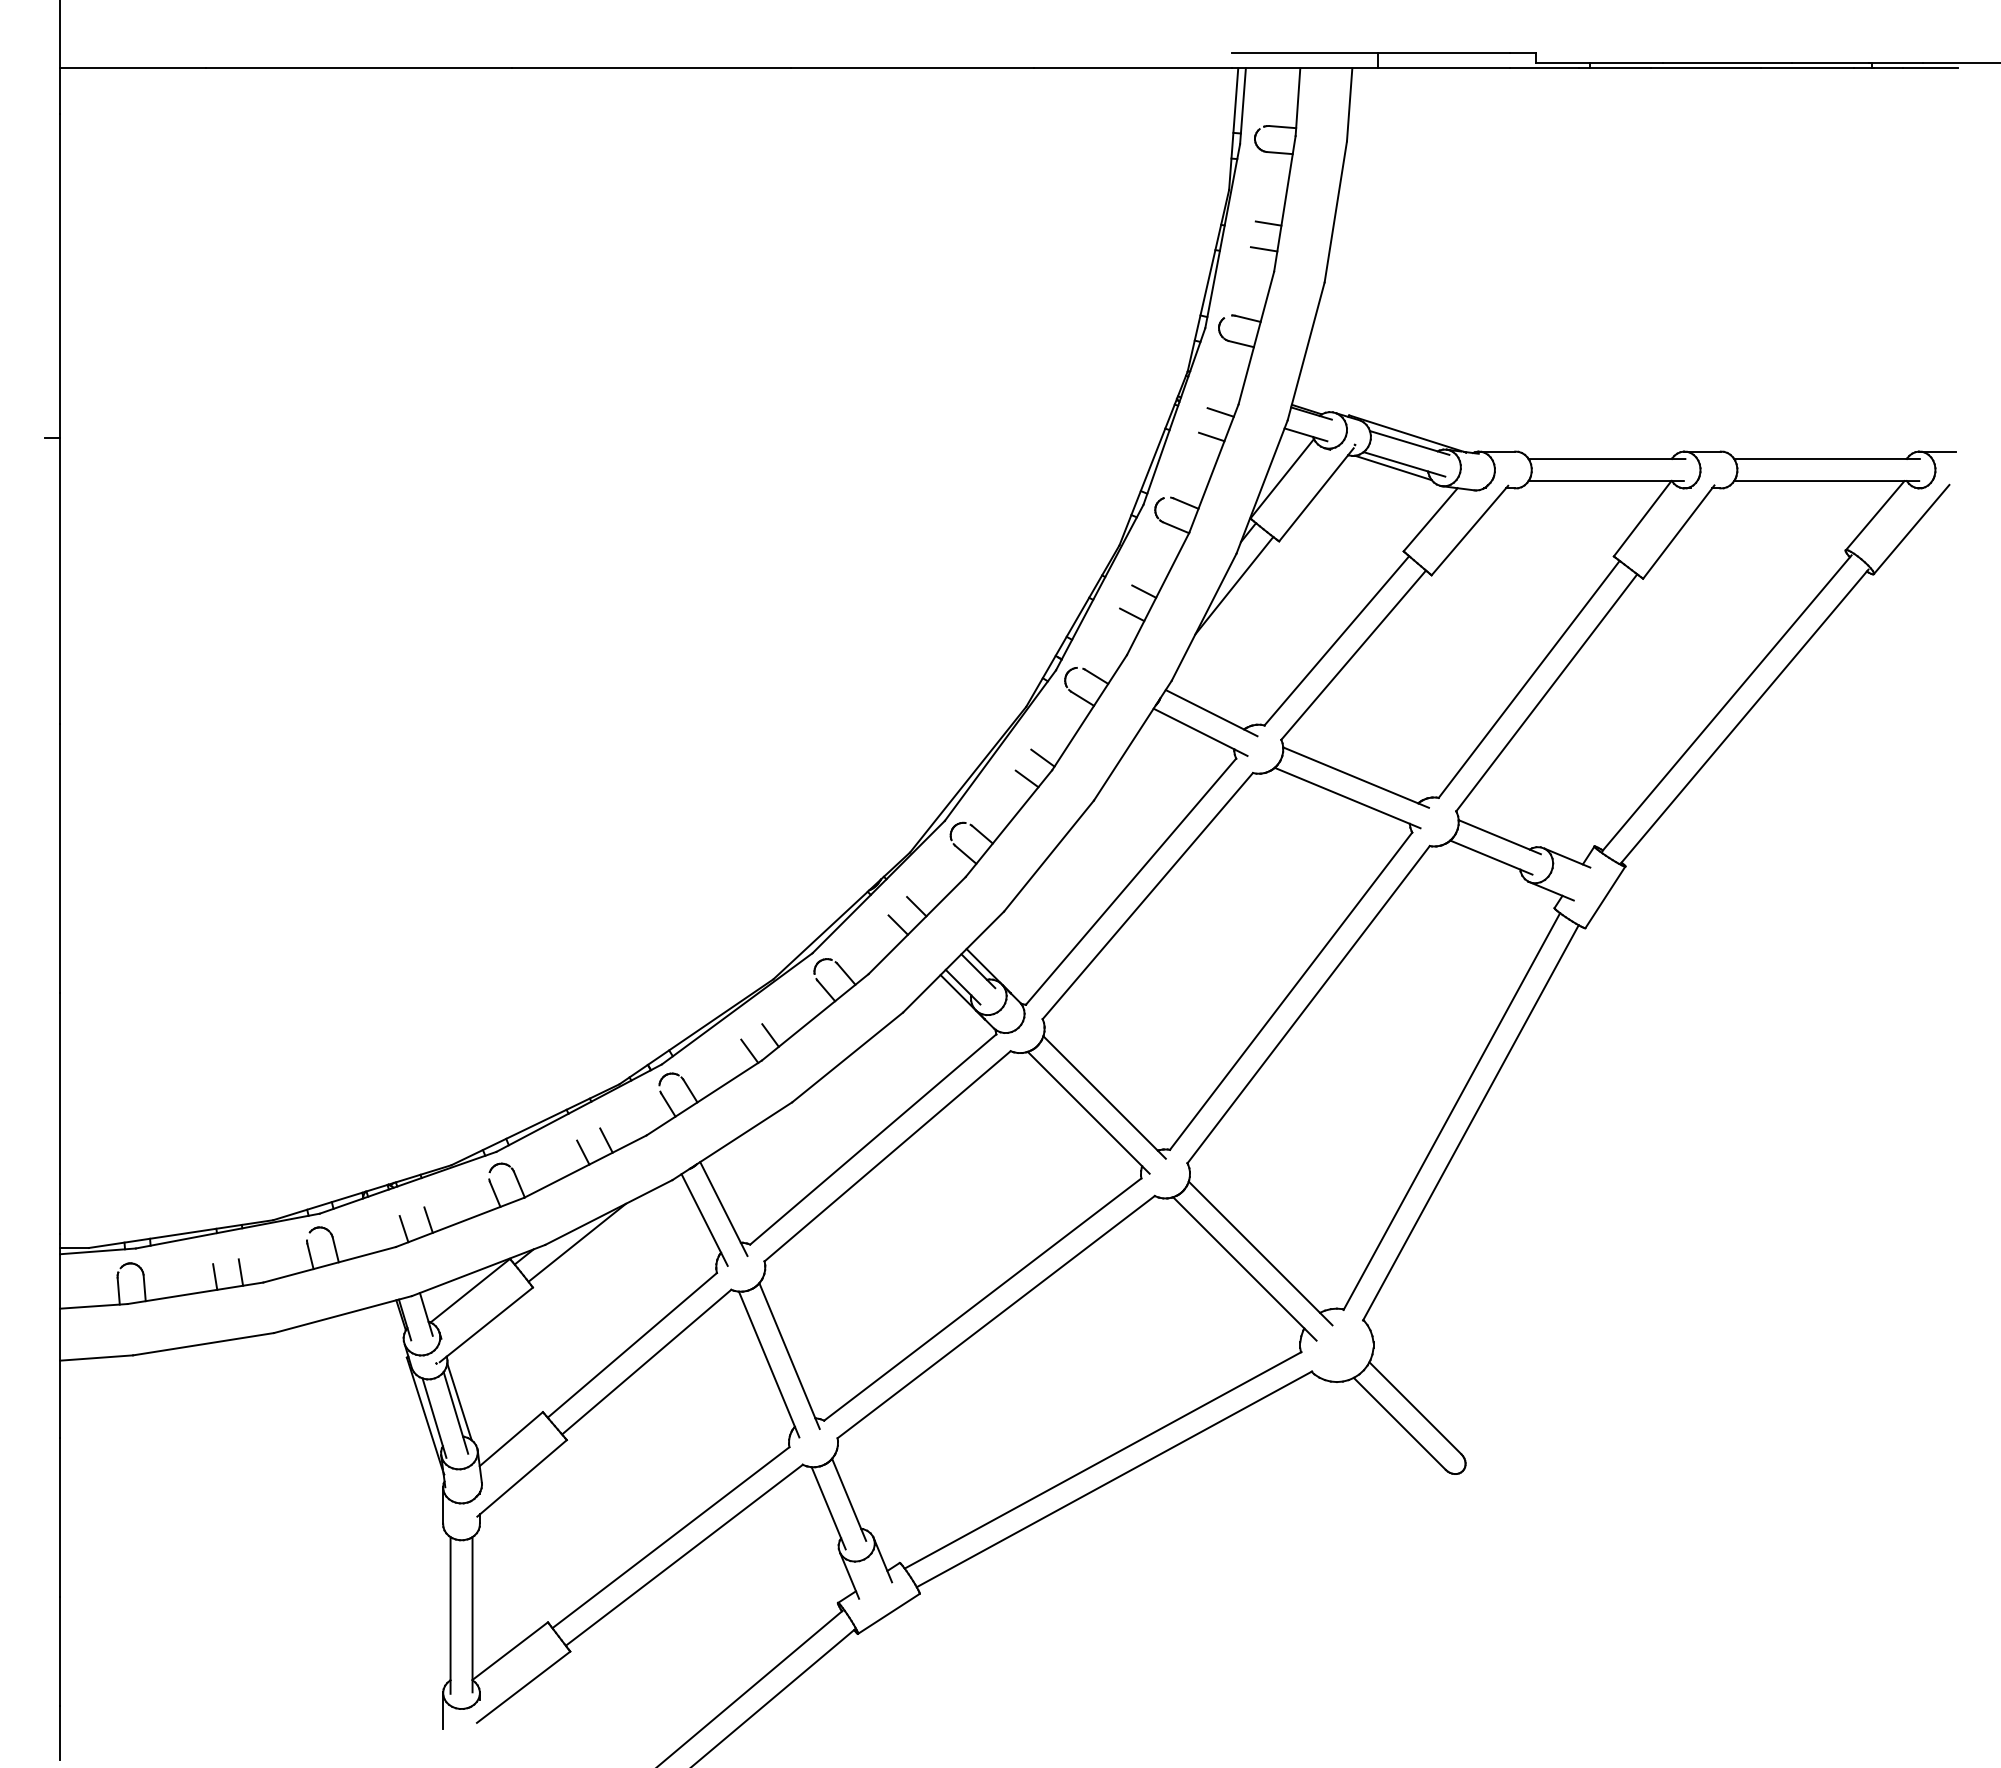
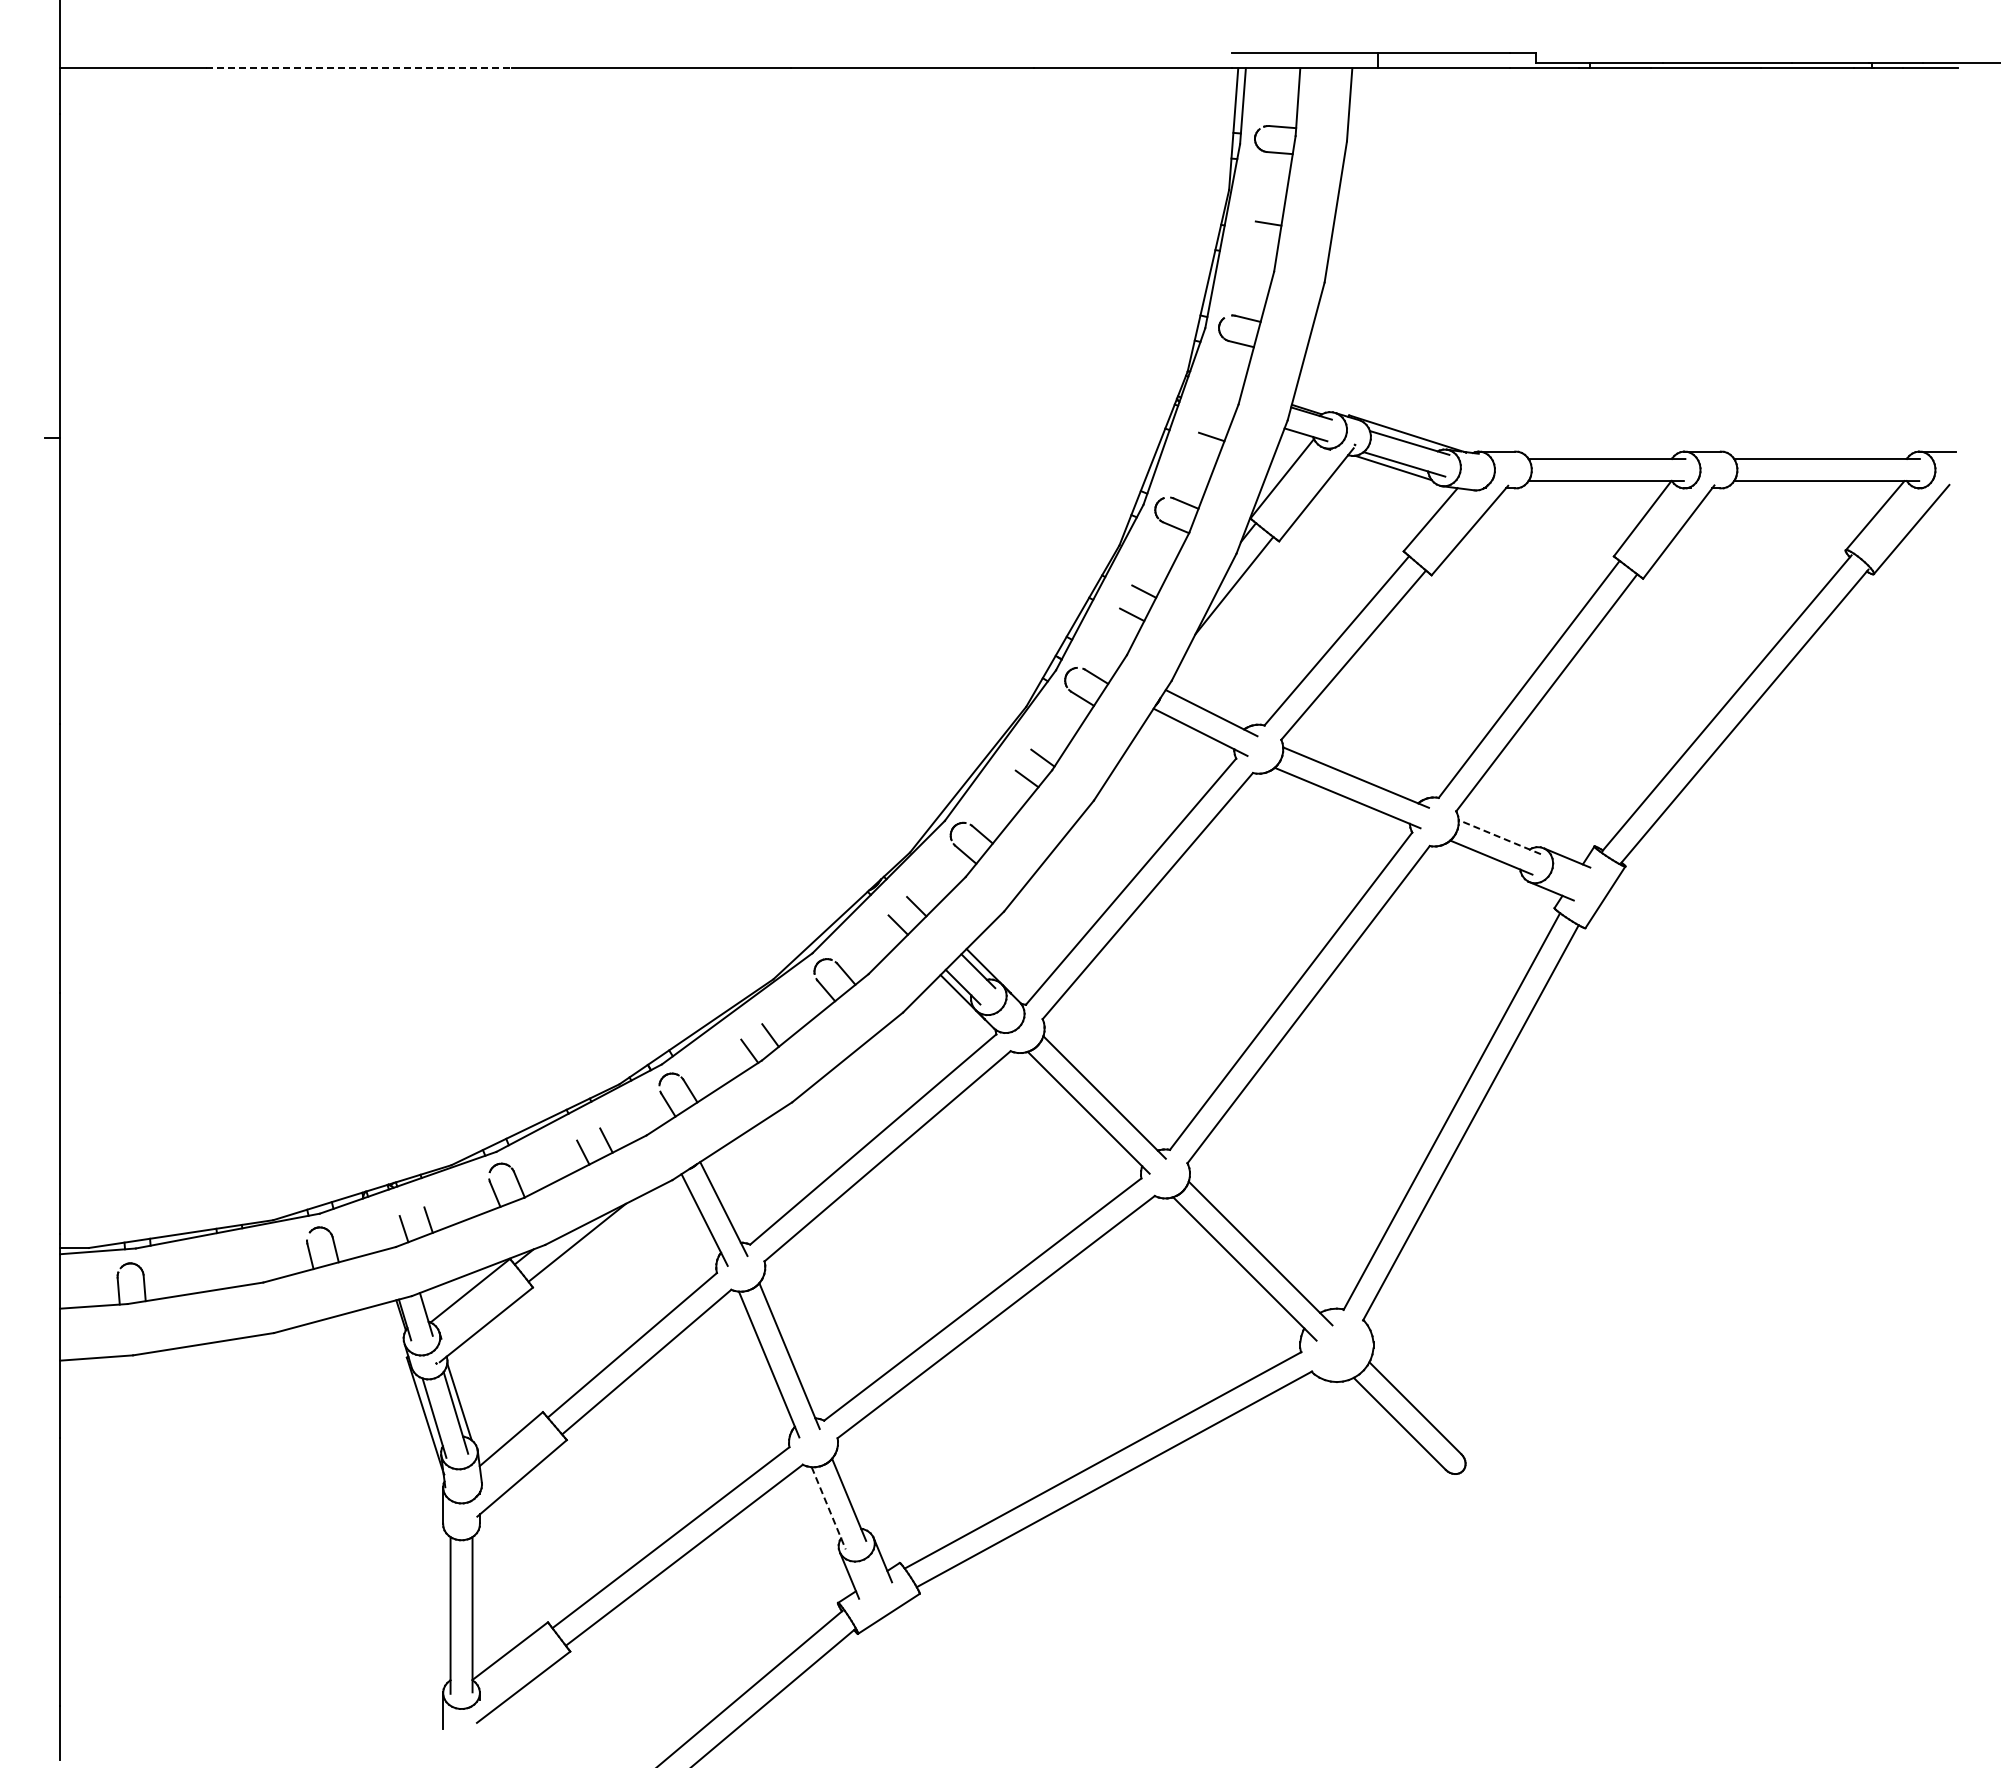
line: solid -> dashed (358, 68)
line: present -> none (1263, 249)
line: present -> none (1220, 412)
line: solid -> dashed (1499, 836)
line: present -> none (240, 1272)
line: present -> none (215, 1276)
line: solid -> dashed (828, 1508)
